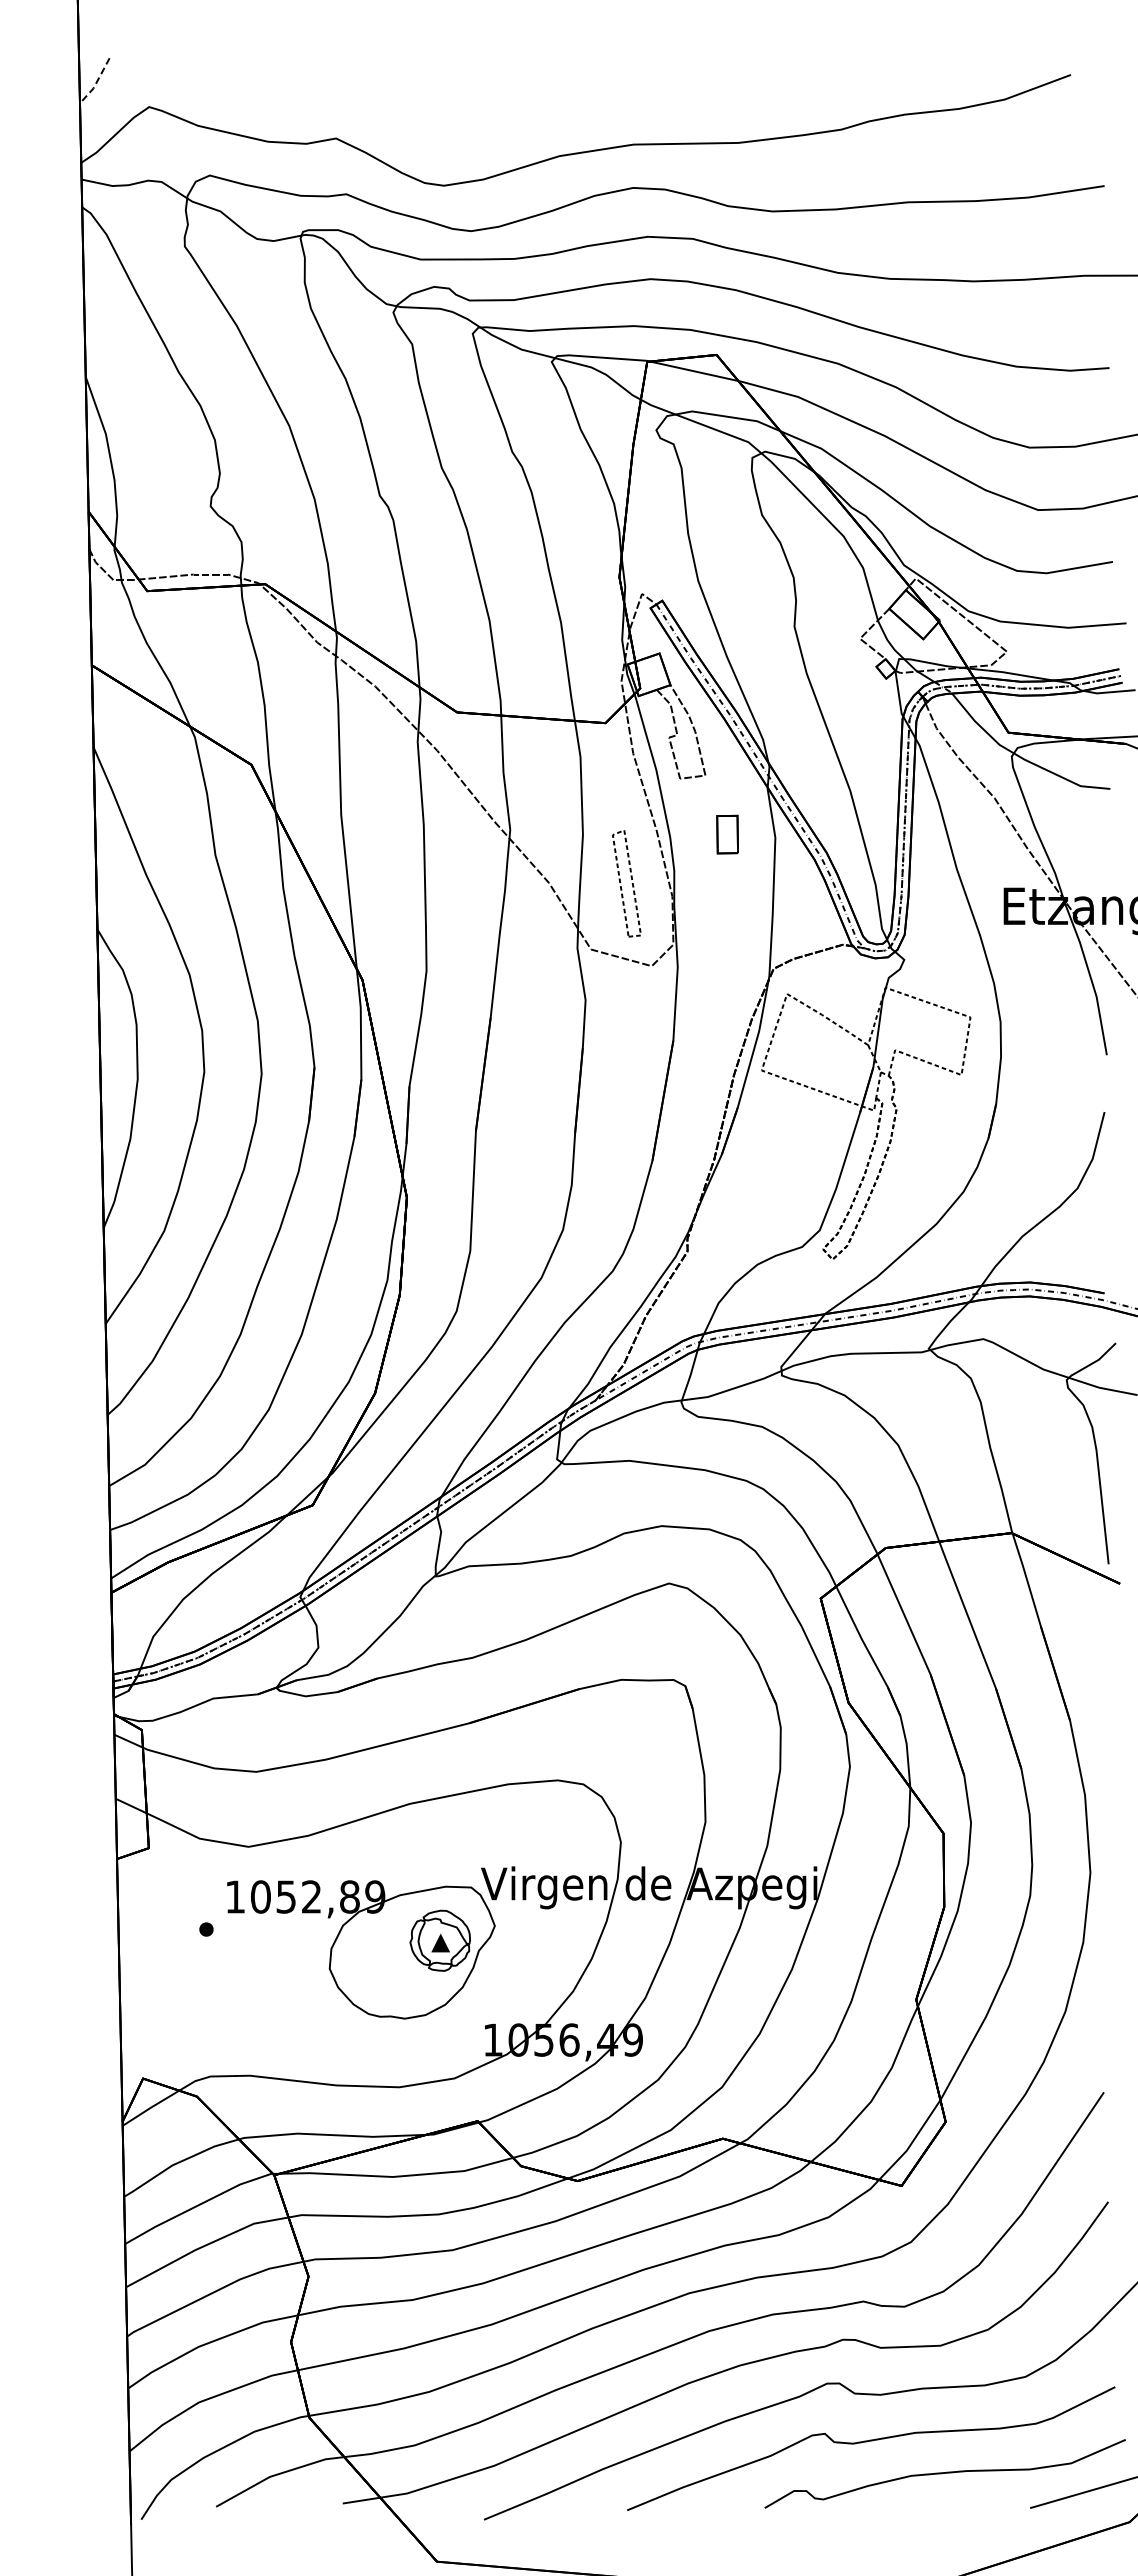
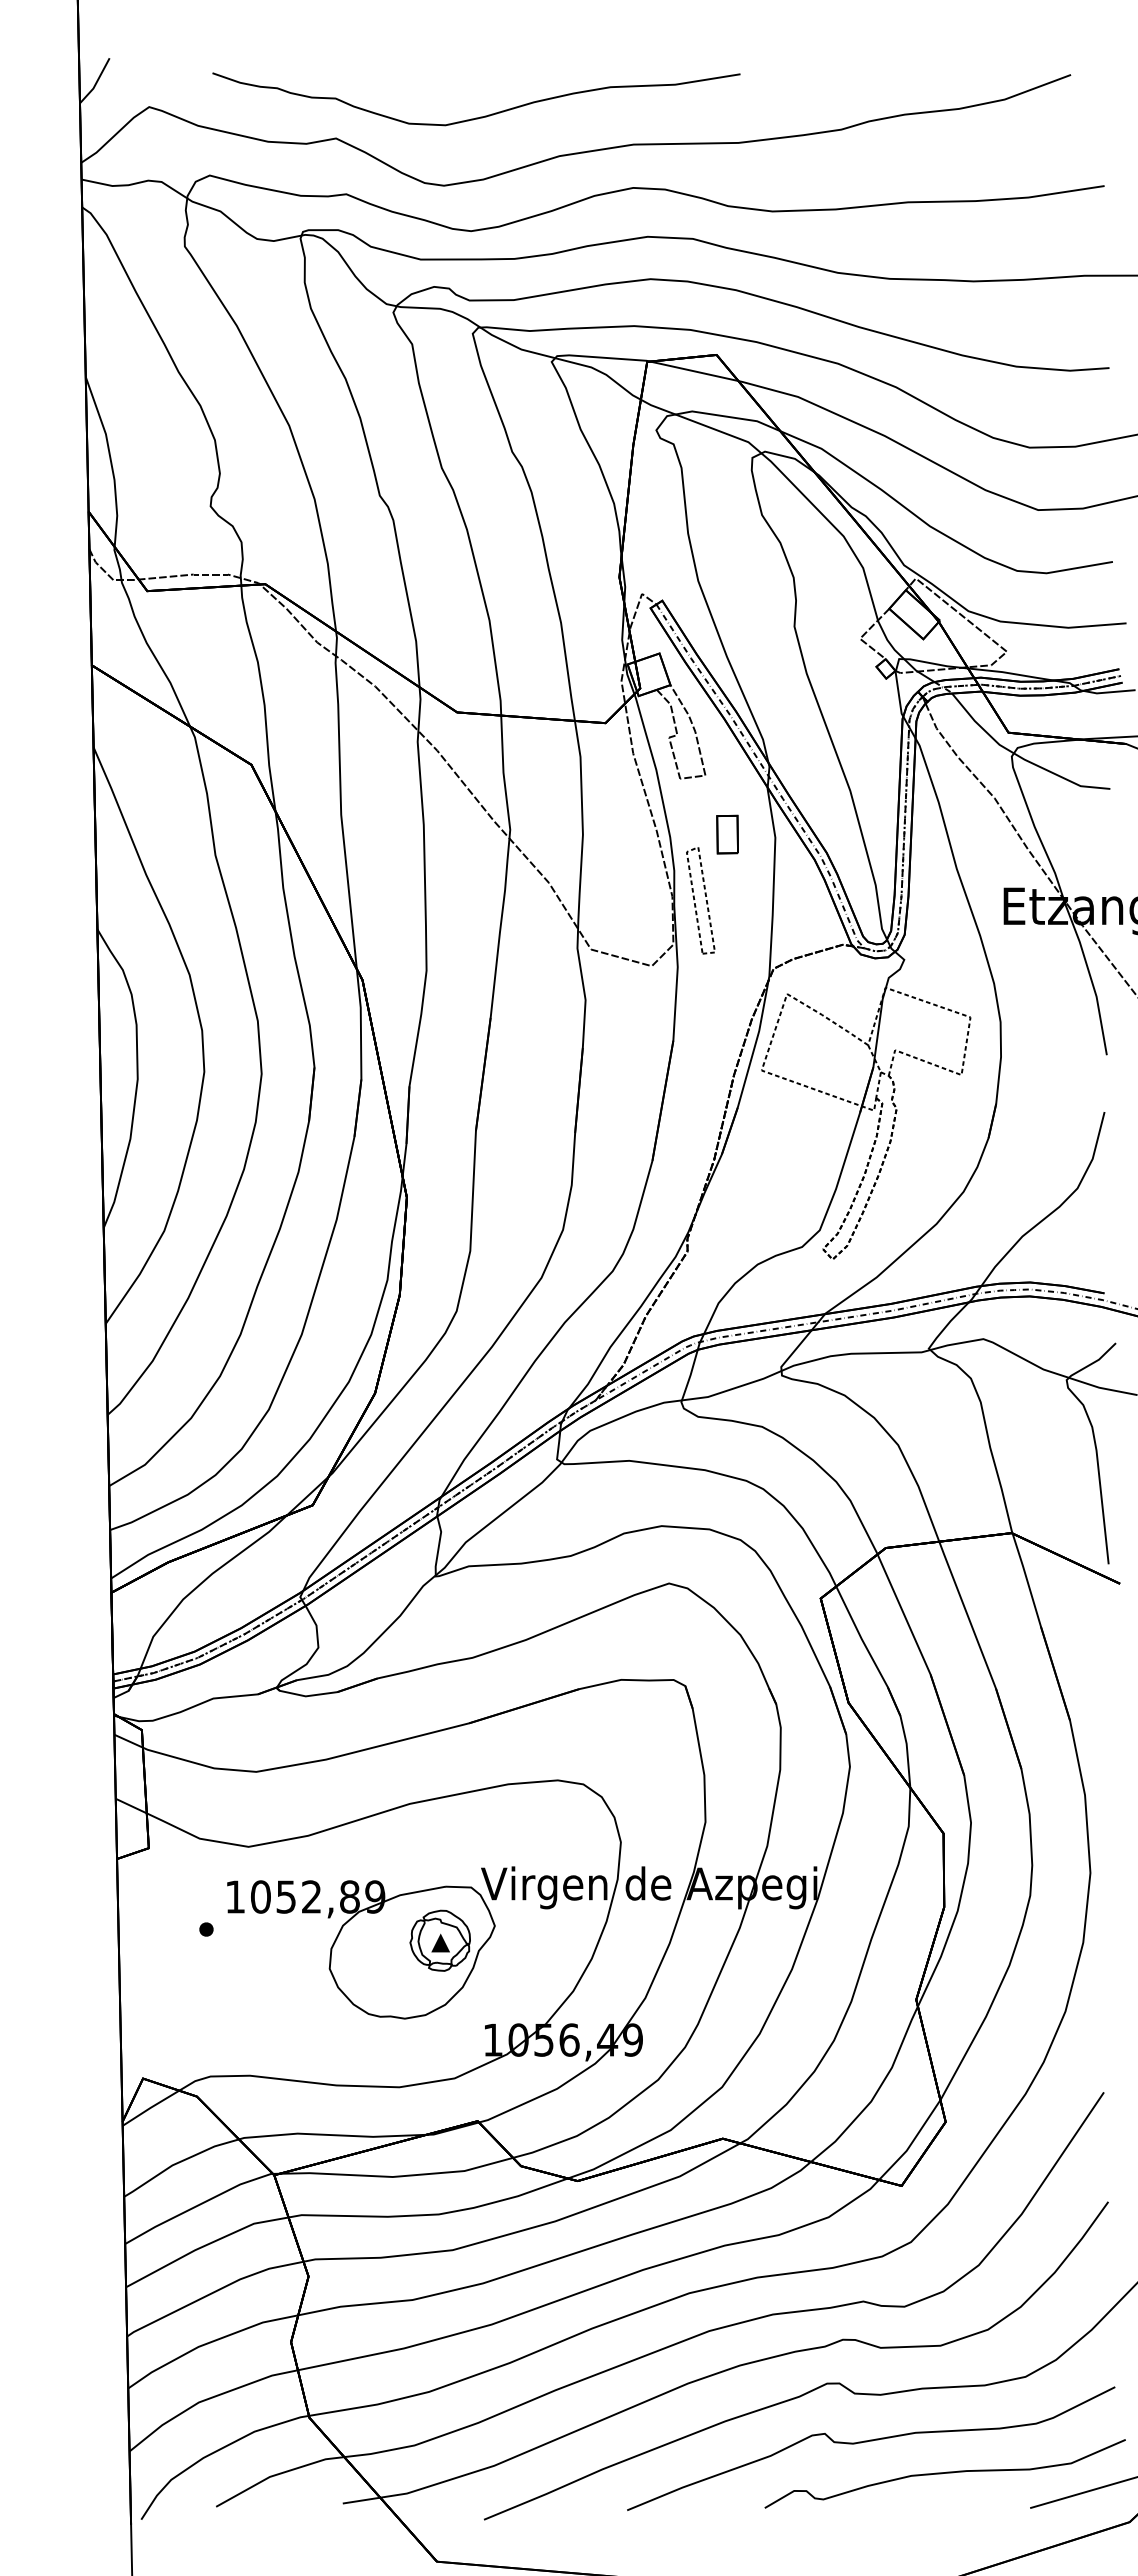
line: dashed -> solid (96, 82)
curve: none -> present (480, 116)
part position: (626, 883) -> (700, 900) (700, 900)
